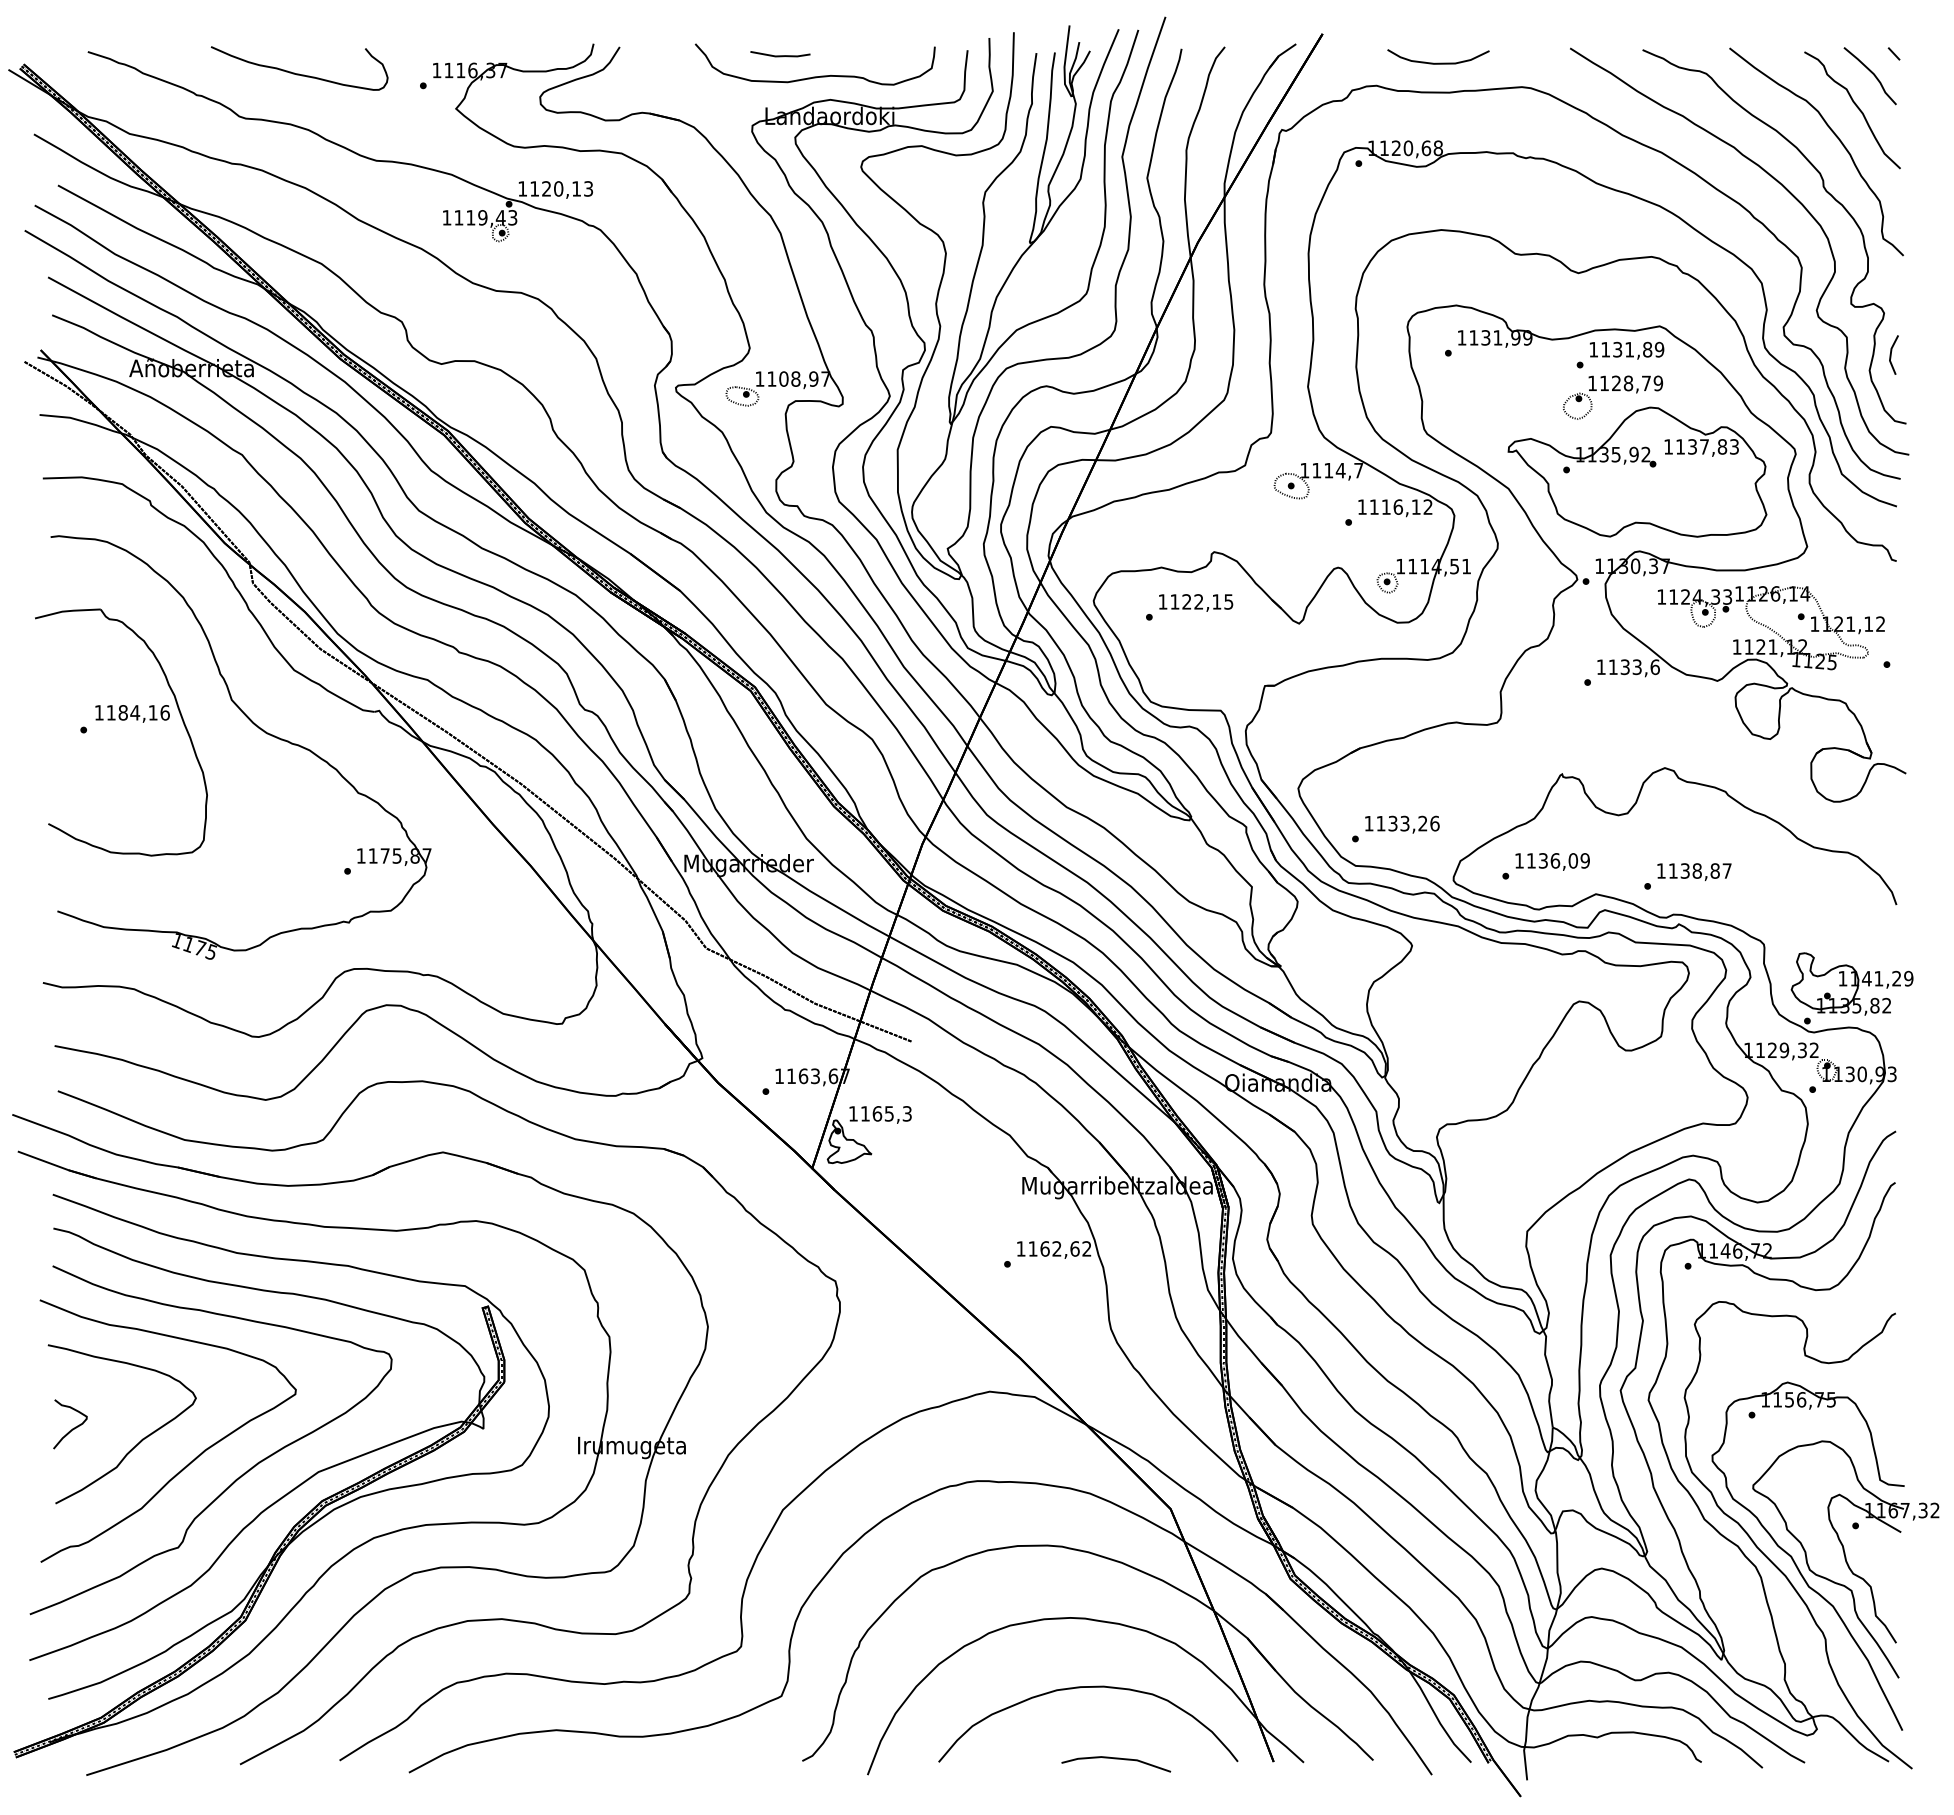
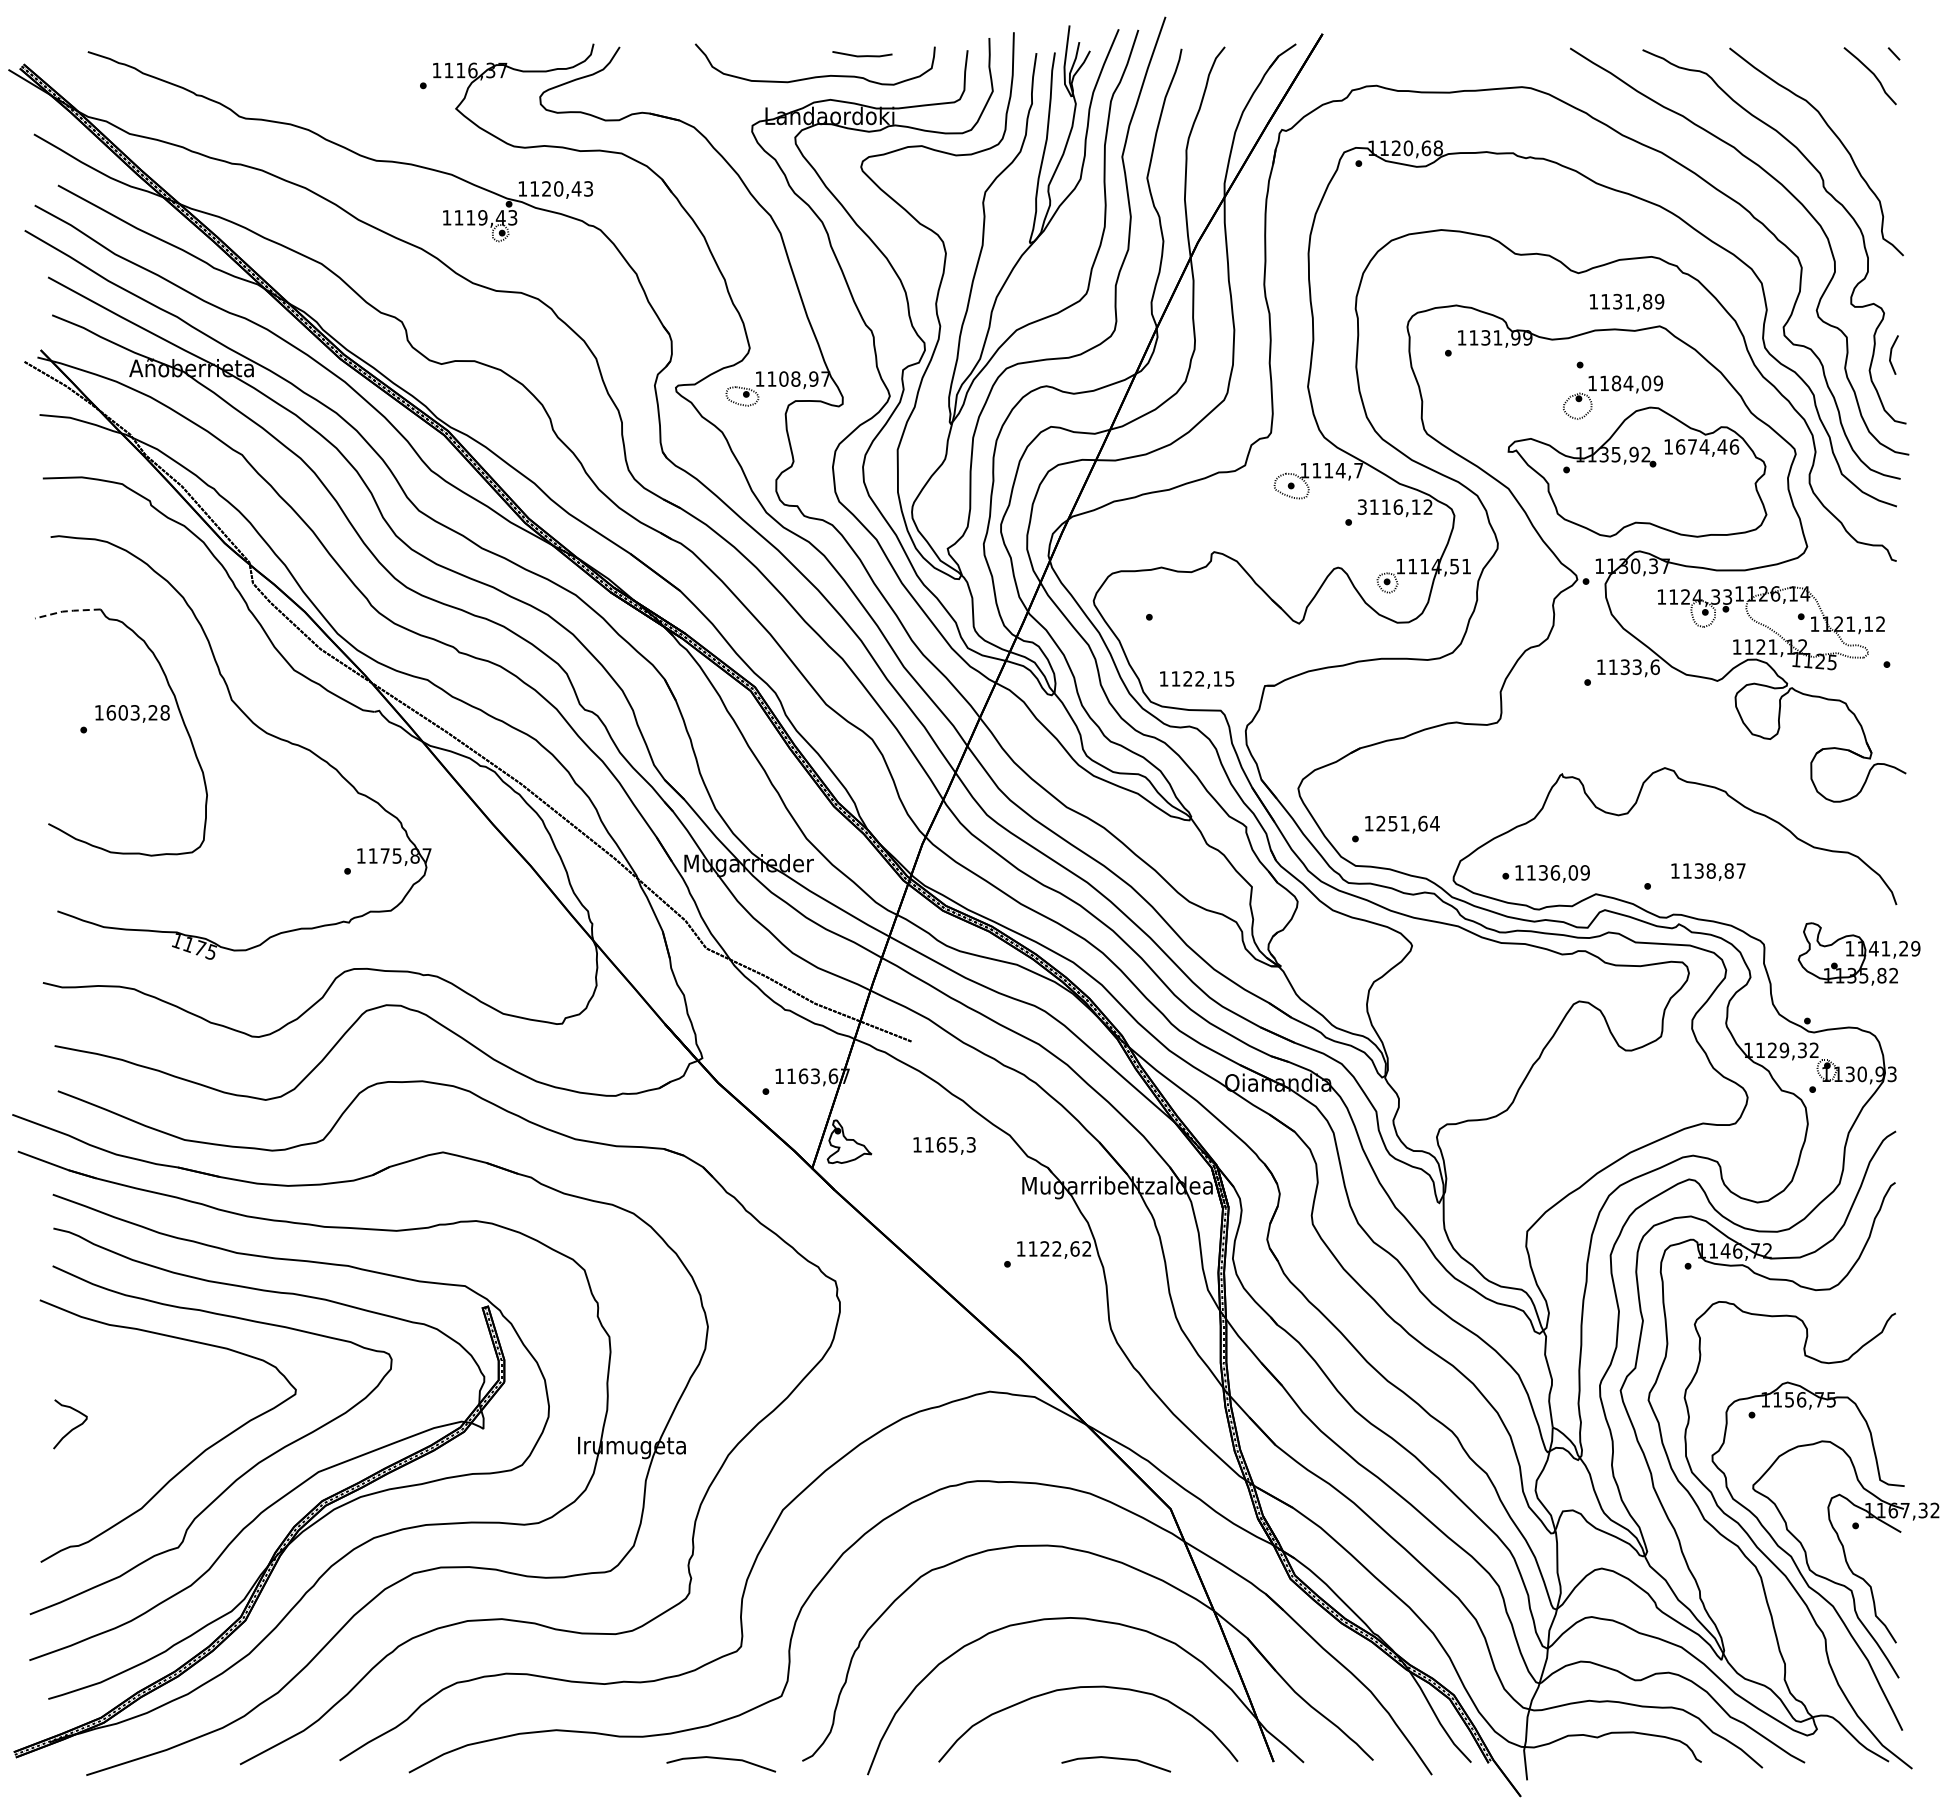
line position: (780, 55) -> (862, 55) (862, 55)
curve: present -> none (1438, 62)
curve: present -> none (299, 73)
curve: present -> none (1856, 107)
text: 1120,13 -> 1120,43 (576, 188)
text position: (1627, 350) -> (1627, 302) (1627, 302)
text: 1128,79 -> 1184,09 (1631, 383)
text: 1137,83 -> 1674,46 (1707, 446)
text: 1116,12 -> 3116,12 (1361, 506)
text position: (1196, 602) -> (1197, 679) (1197, 679)
line: solid -> dashed (66, 611)
text: 1184,16 -> 1603,28 (137, 712)
text: 1133,26 -> 1251,64 (1407, 823)
text position: (1552, 861) -> (1552, 873) (1552, 873)
text position: (1694, 871) -> (1708, 871) (1708, 871)
part position: (1851, 983) -> (1858, 953) (1858, 953)
text position: (880, 1114) -> (944, 1145) (944, 1145)
text: 1162,62 -> 1122,62 (1044, 1248)
curve: present -> none (139, 1441)
line: none -> present (721, 1759)
